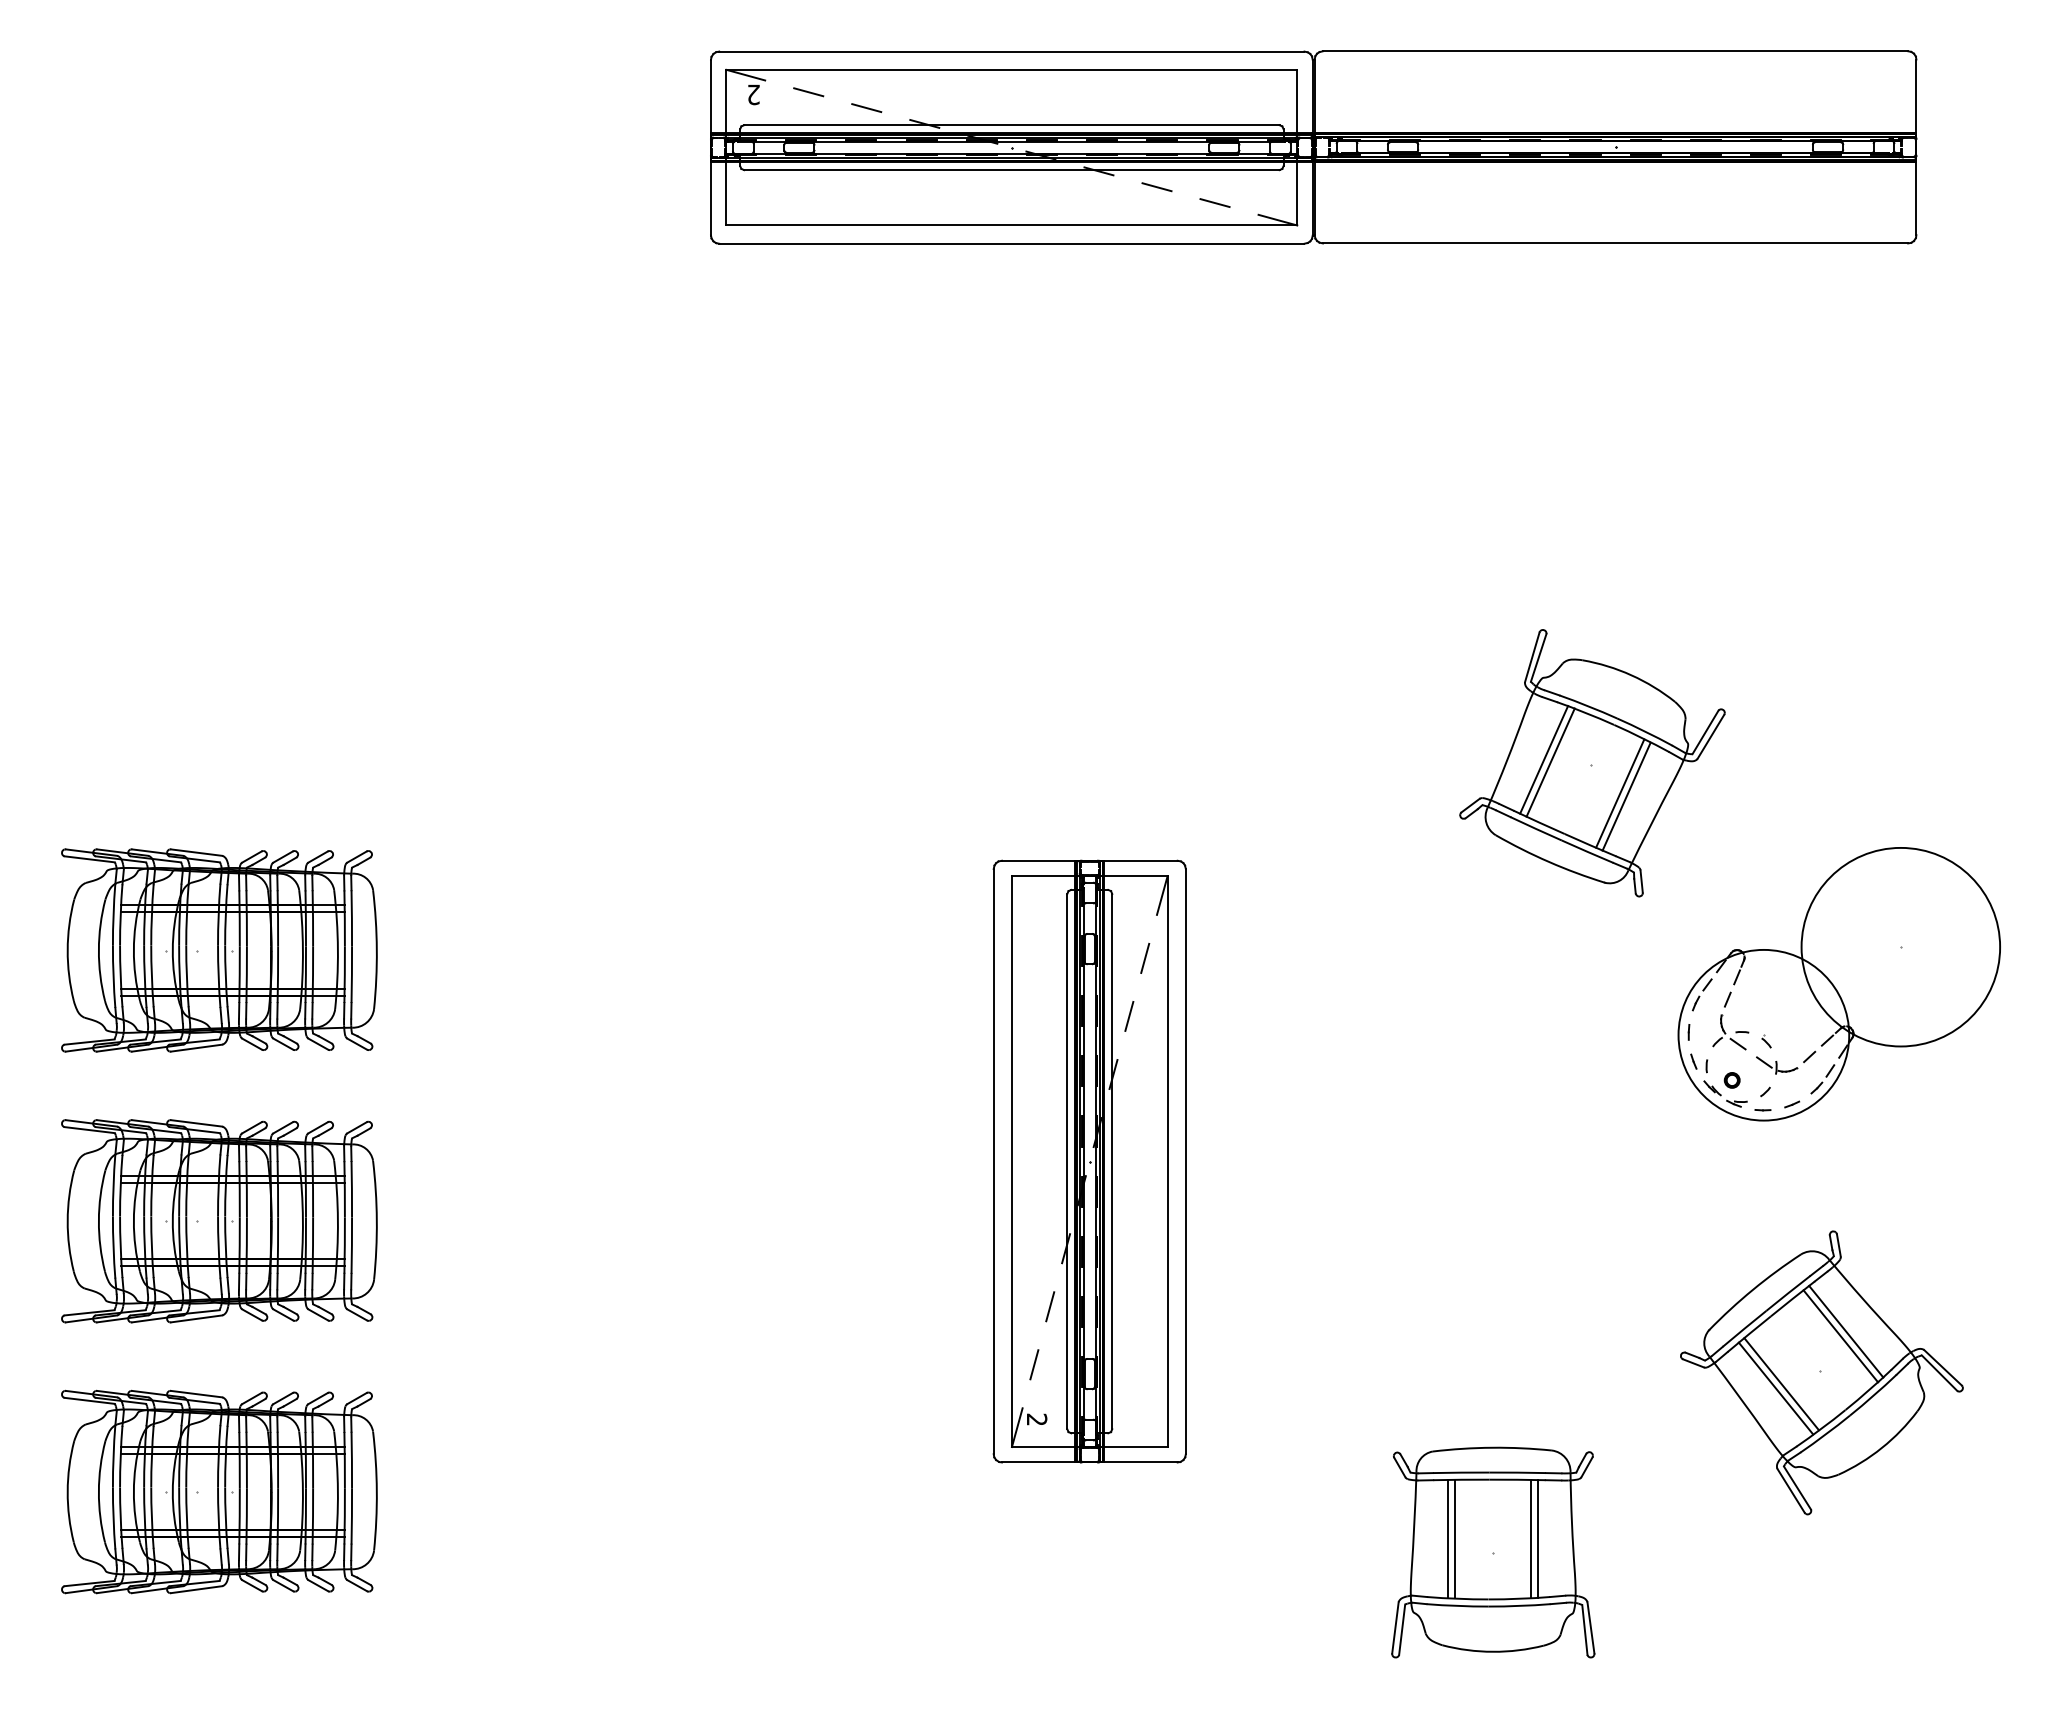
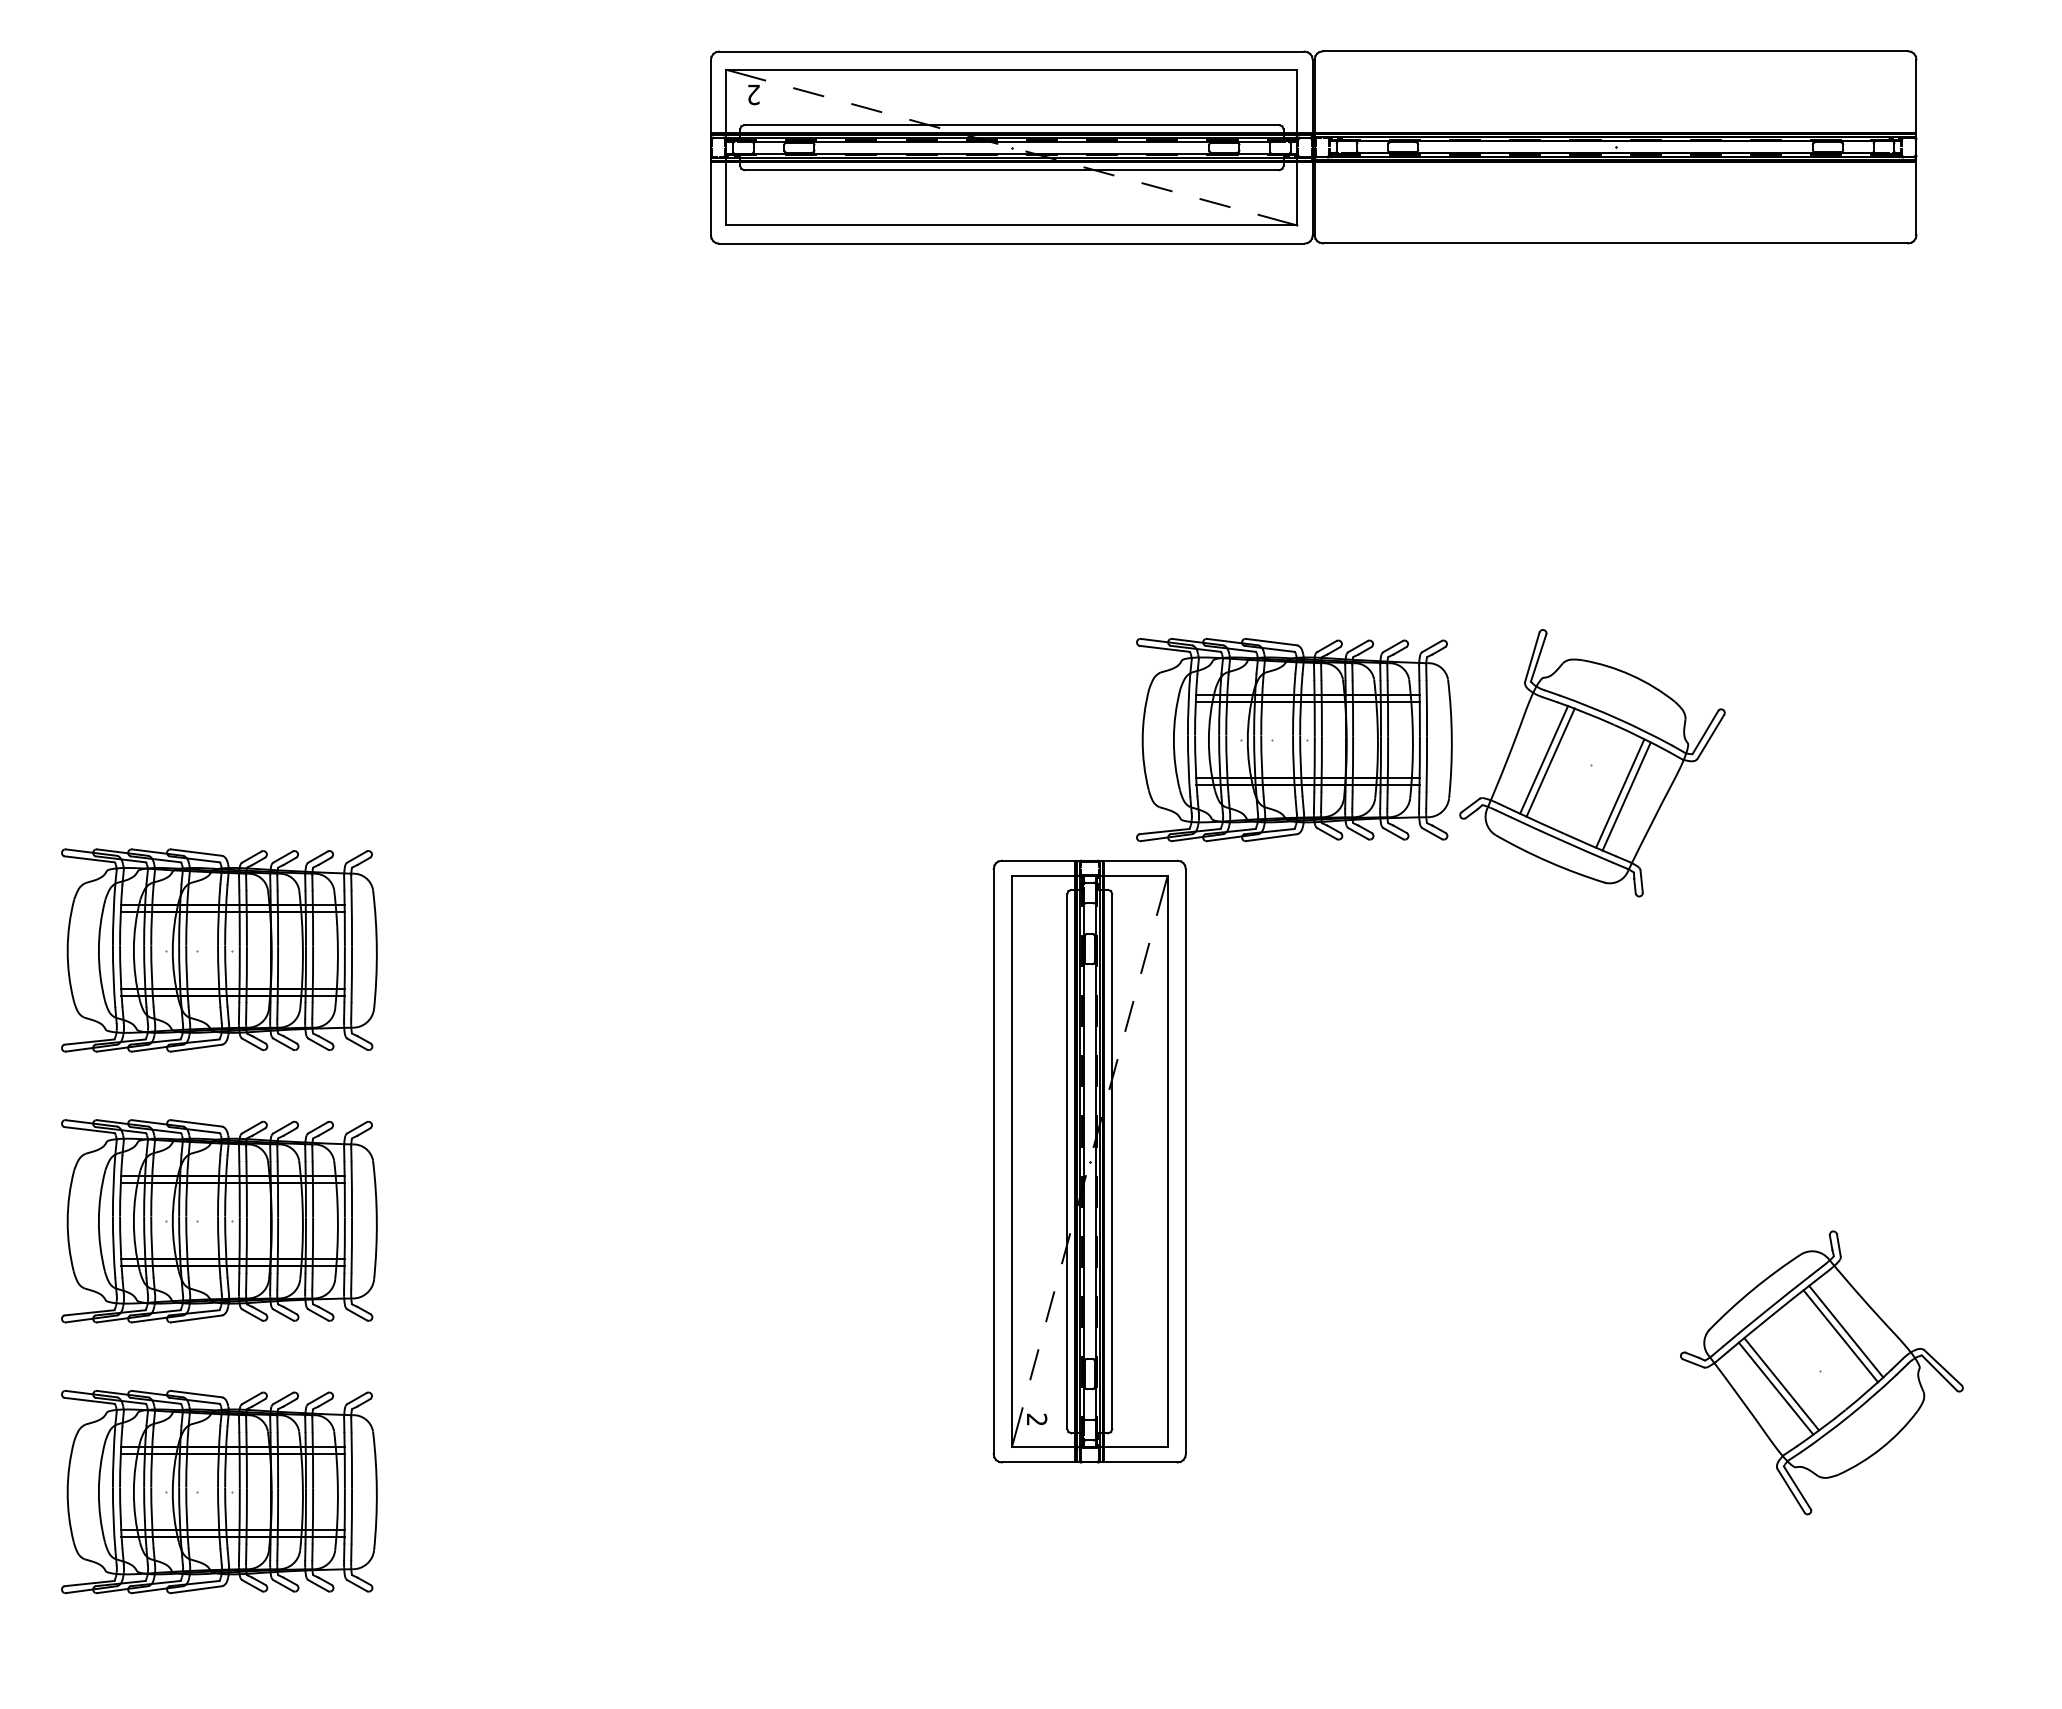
part: none -> present (1294, 739)
part: present -> none (1838, 984)
part: present -> none (1493, 1552)
